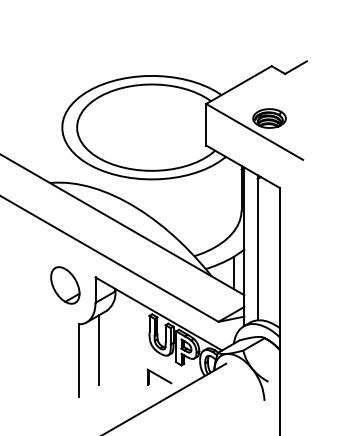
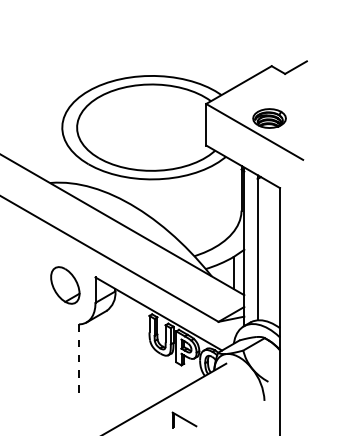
line: present -> none (98, 350)
line: solid -> dashed (79, 361)
part position: (159, 376) -> (184, 419) (184, 419)
